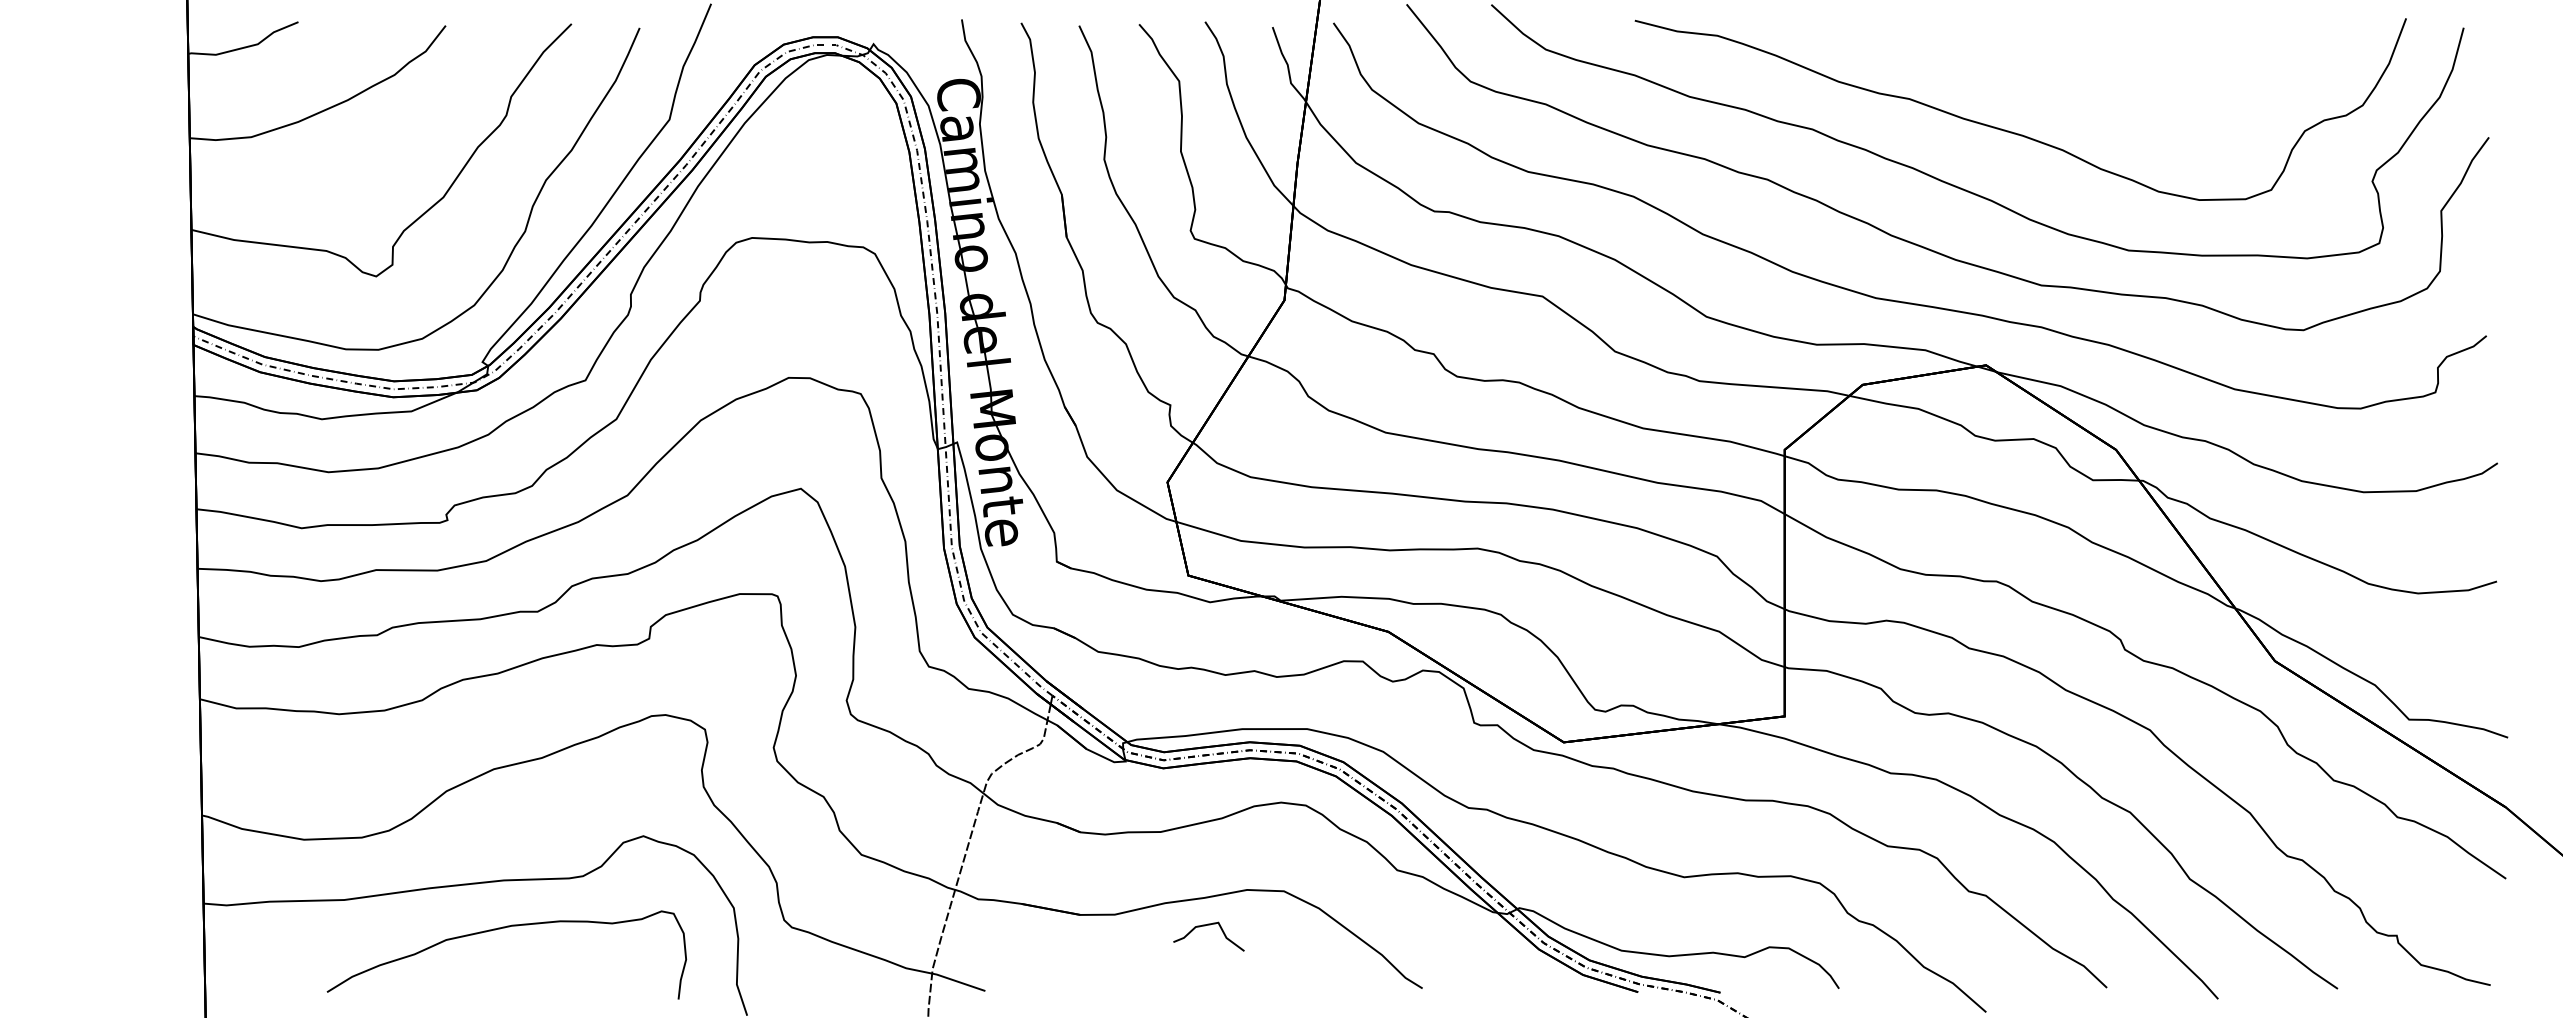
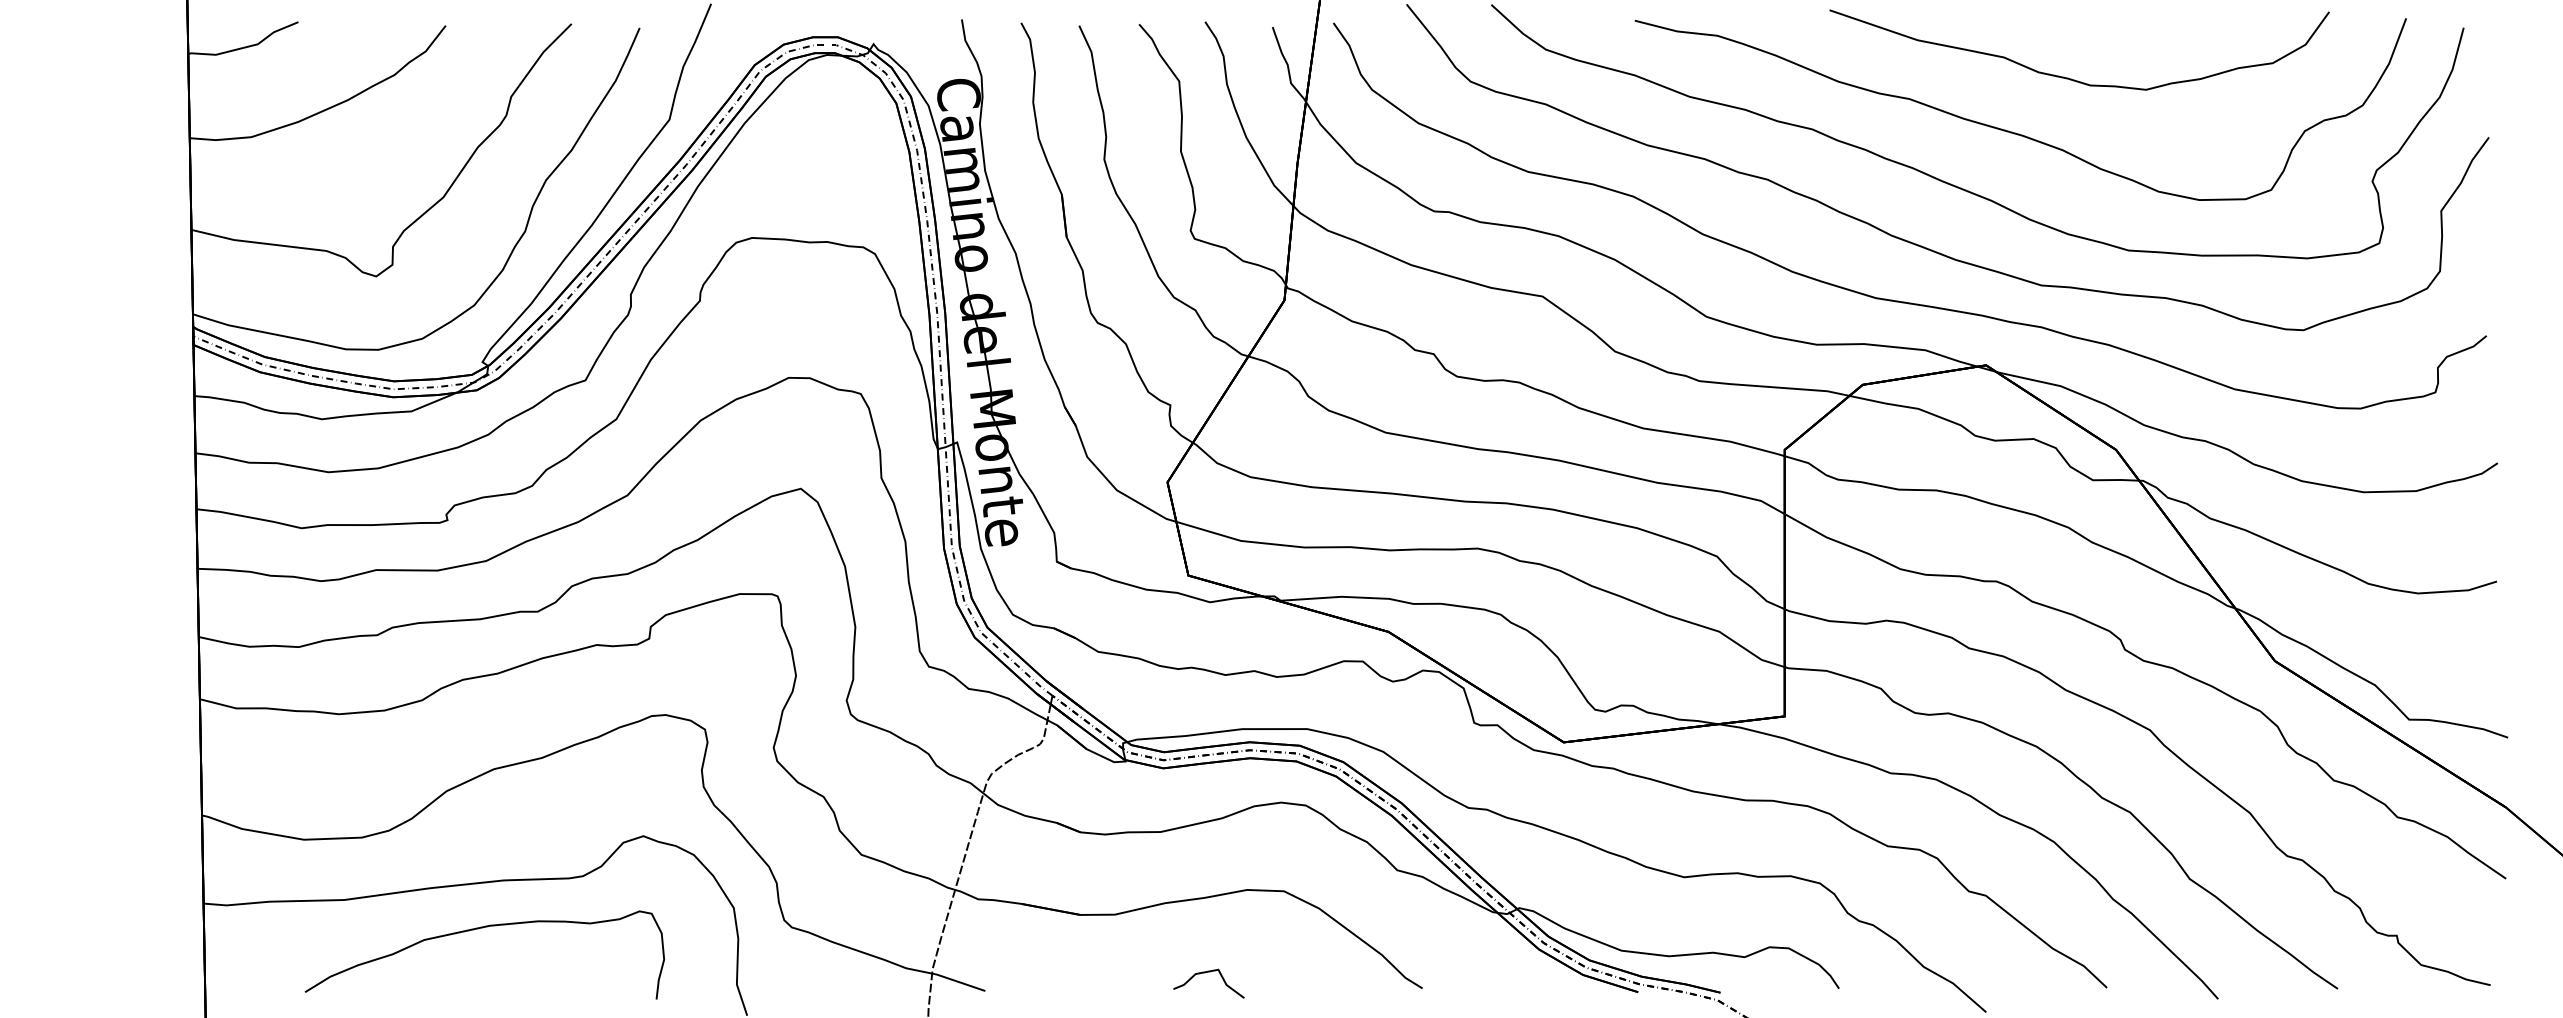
curve: none -> present (2068, 77)
curve position: (1205, 926) -> (1205, 973) (1205, 973)
curve position: (500, 929) -> (478, 929) (478, 929)
